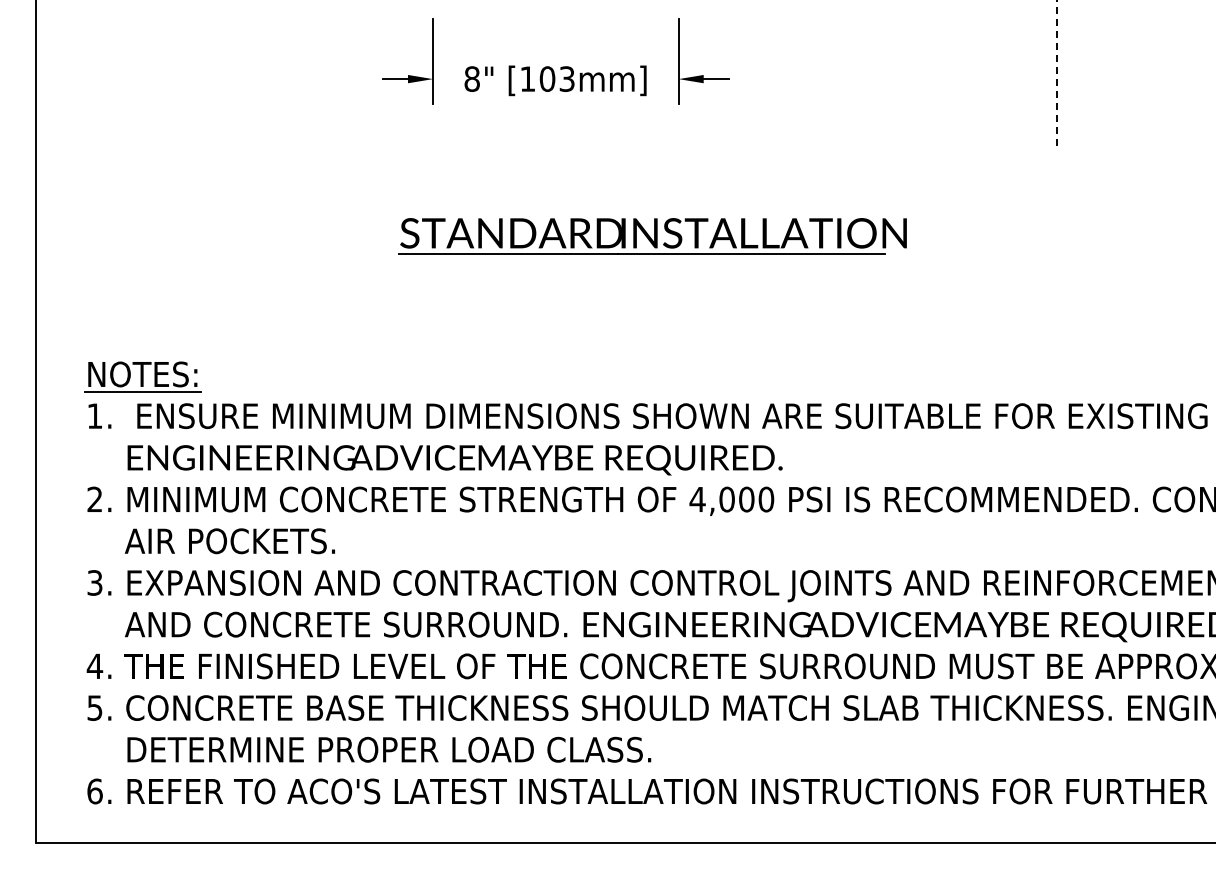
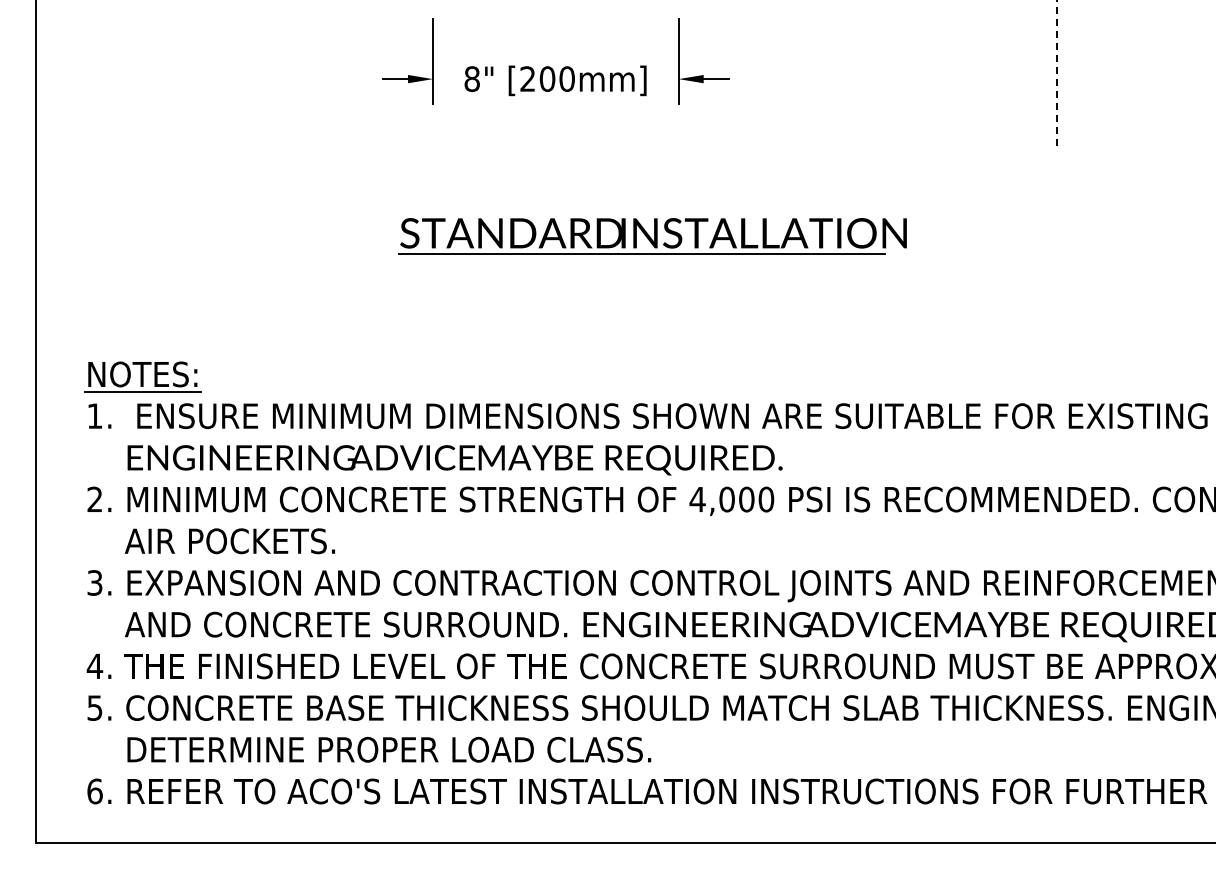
text: [103mm] -> [200mm] (547, 78)
